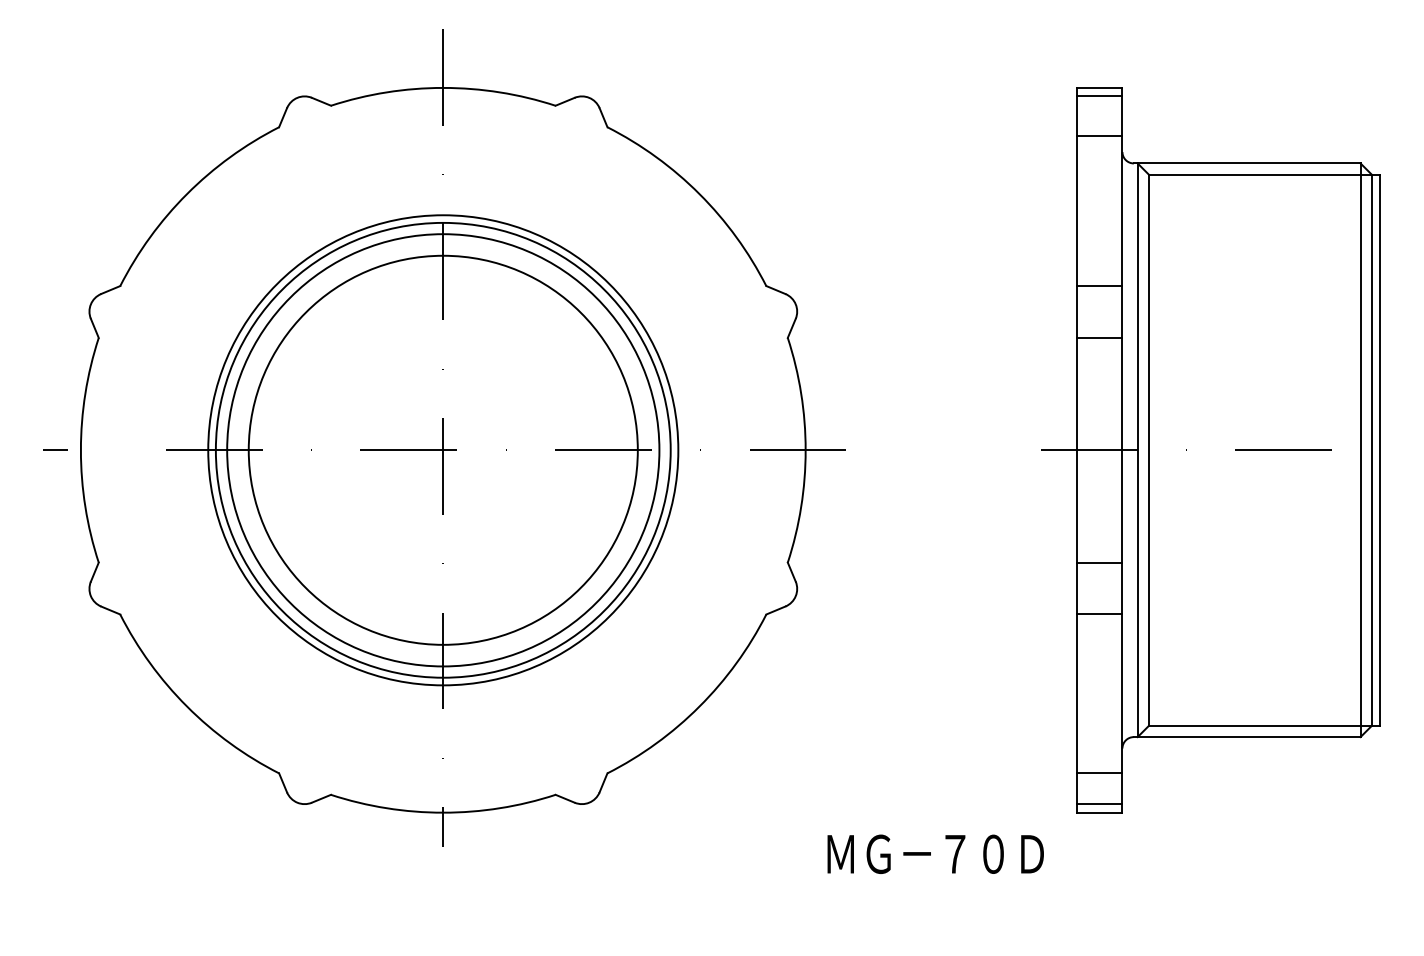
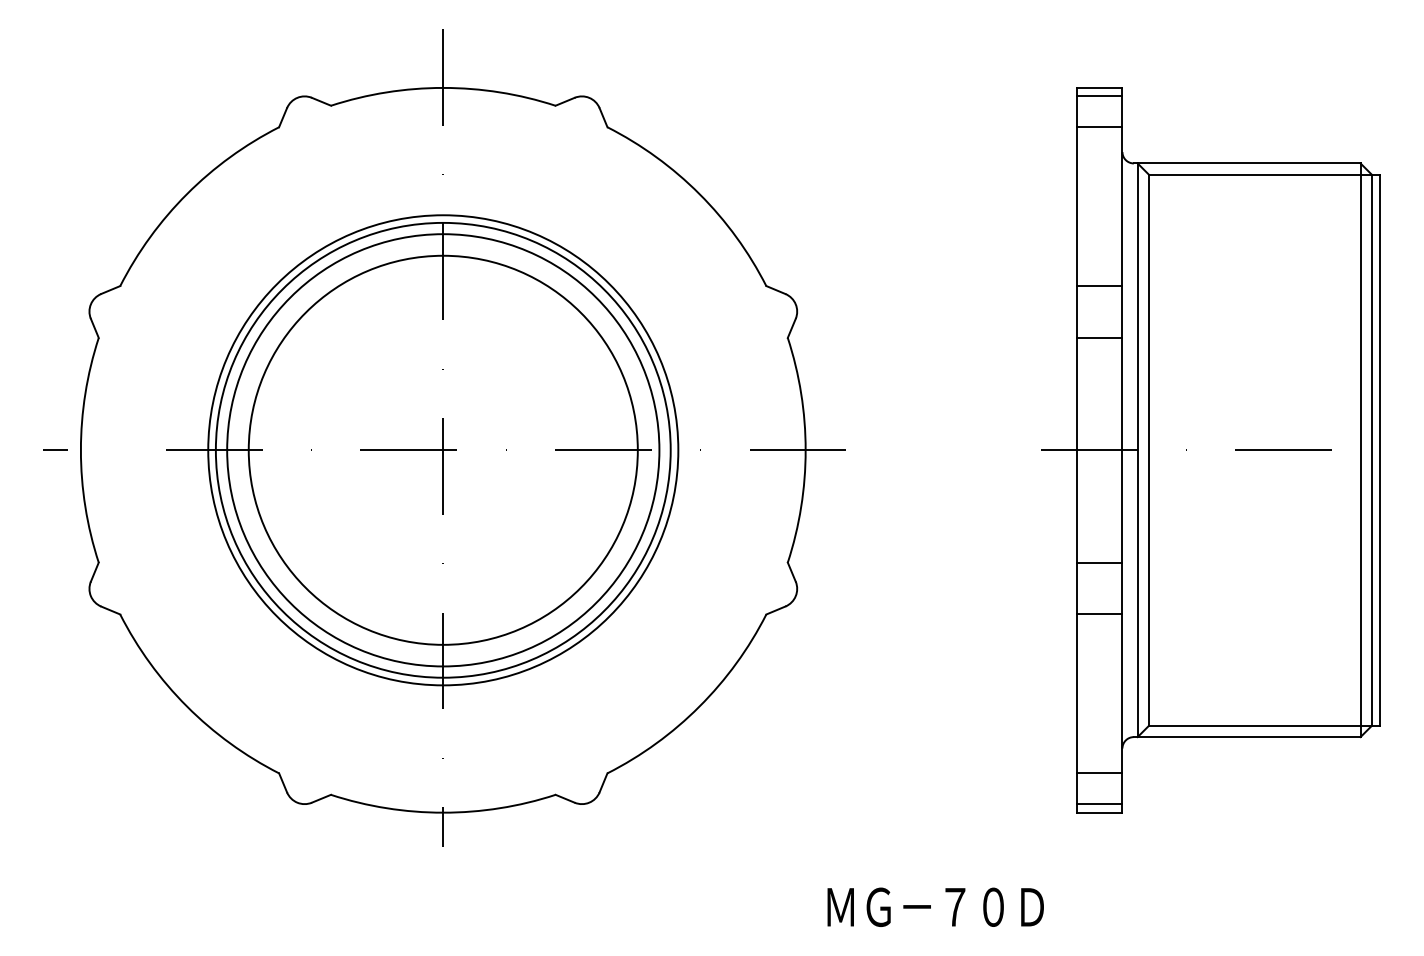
line position: (1099, 136) -> (1099, 127) (1099, 127)
text position: (935, 853) -> (935, 906) (935, 906)
